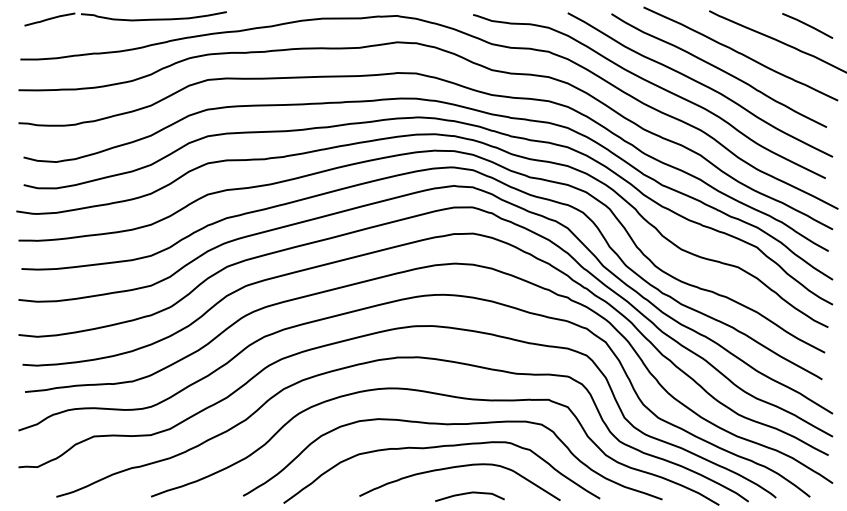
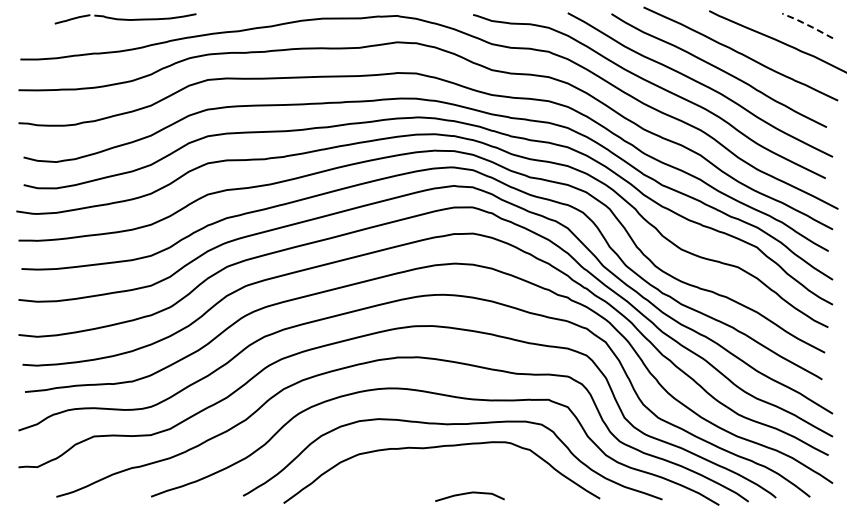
part size: 203x16 px -> 143x12 px (125, 18)
line: solid -> dashed (808, 25)
curve: present -> none (459, 467)
